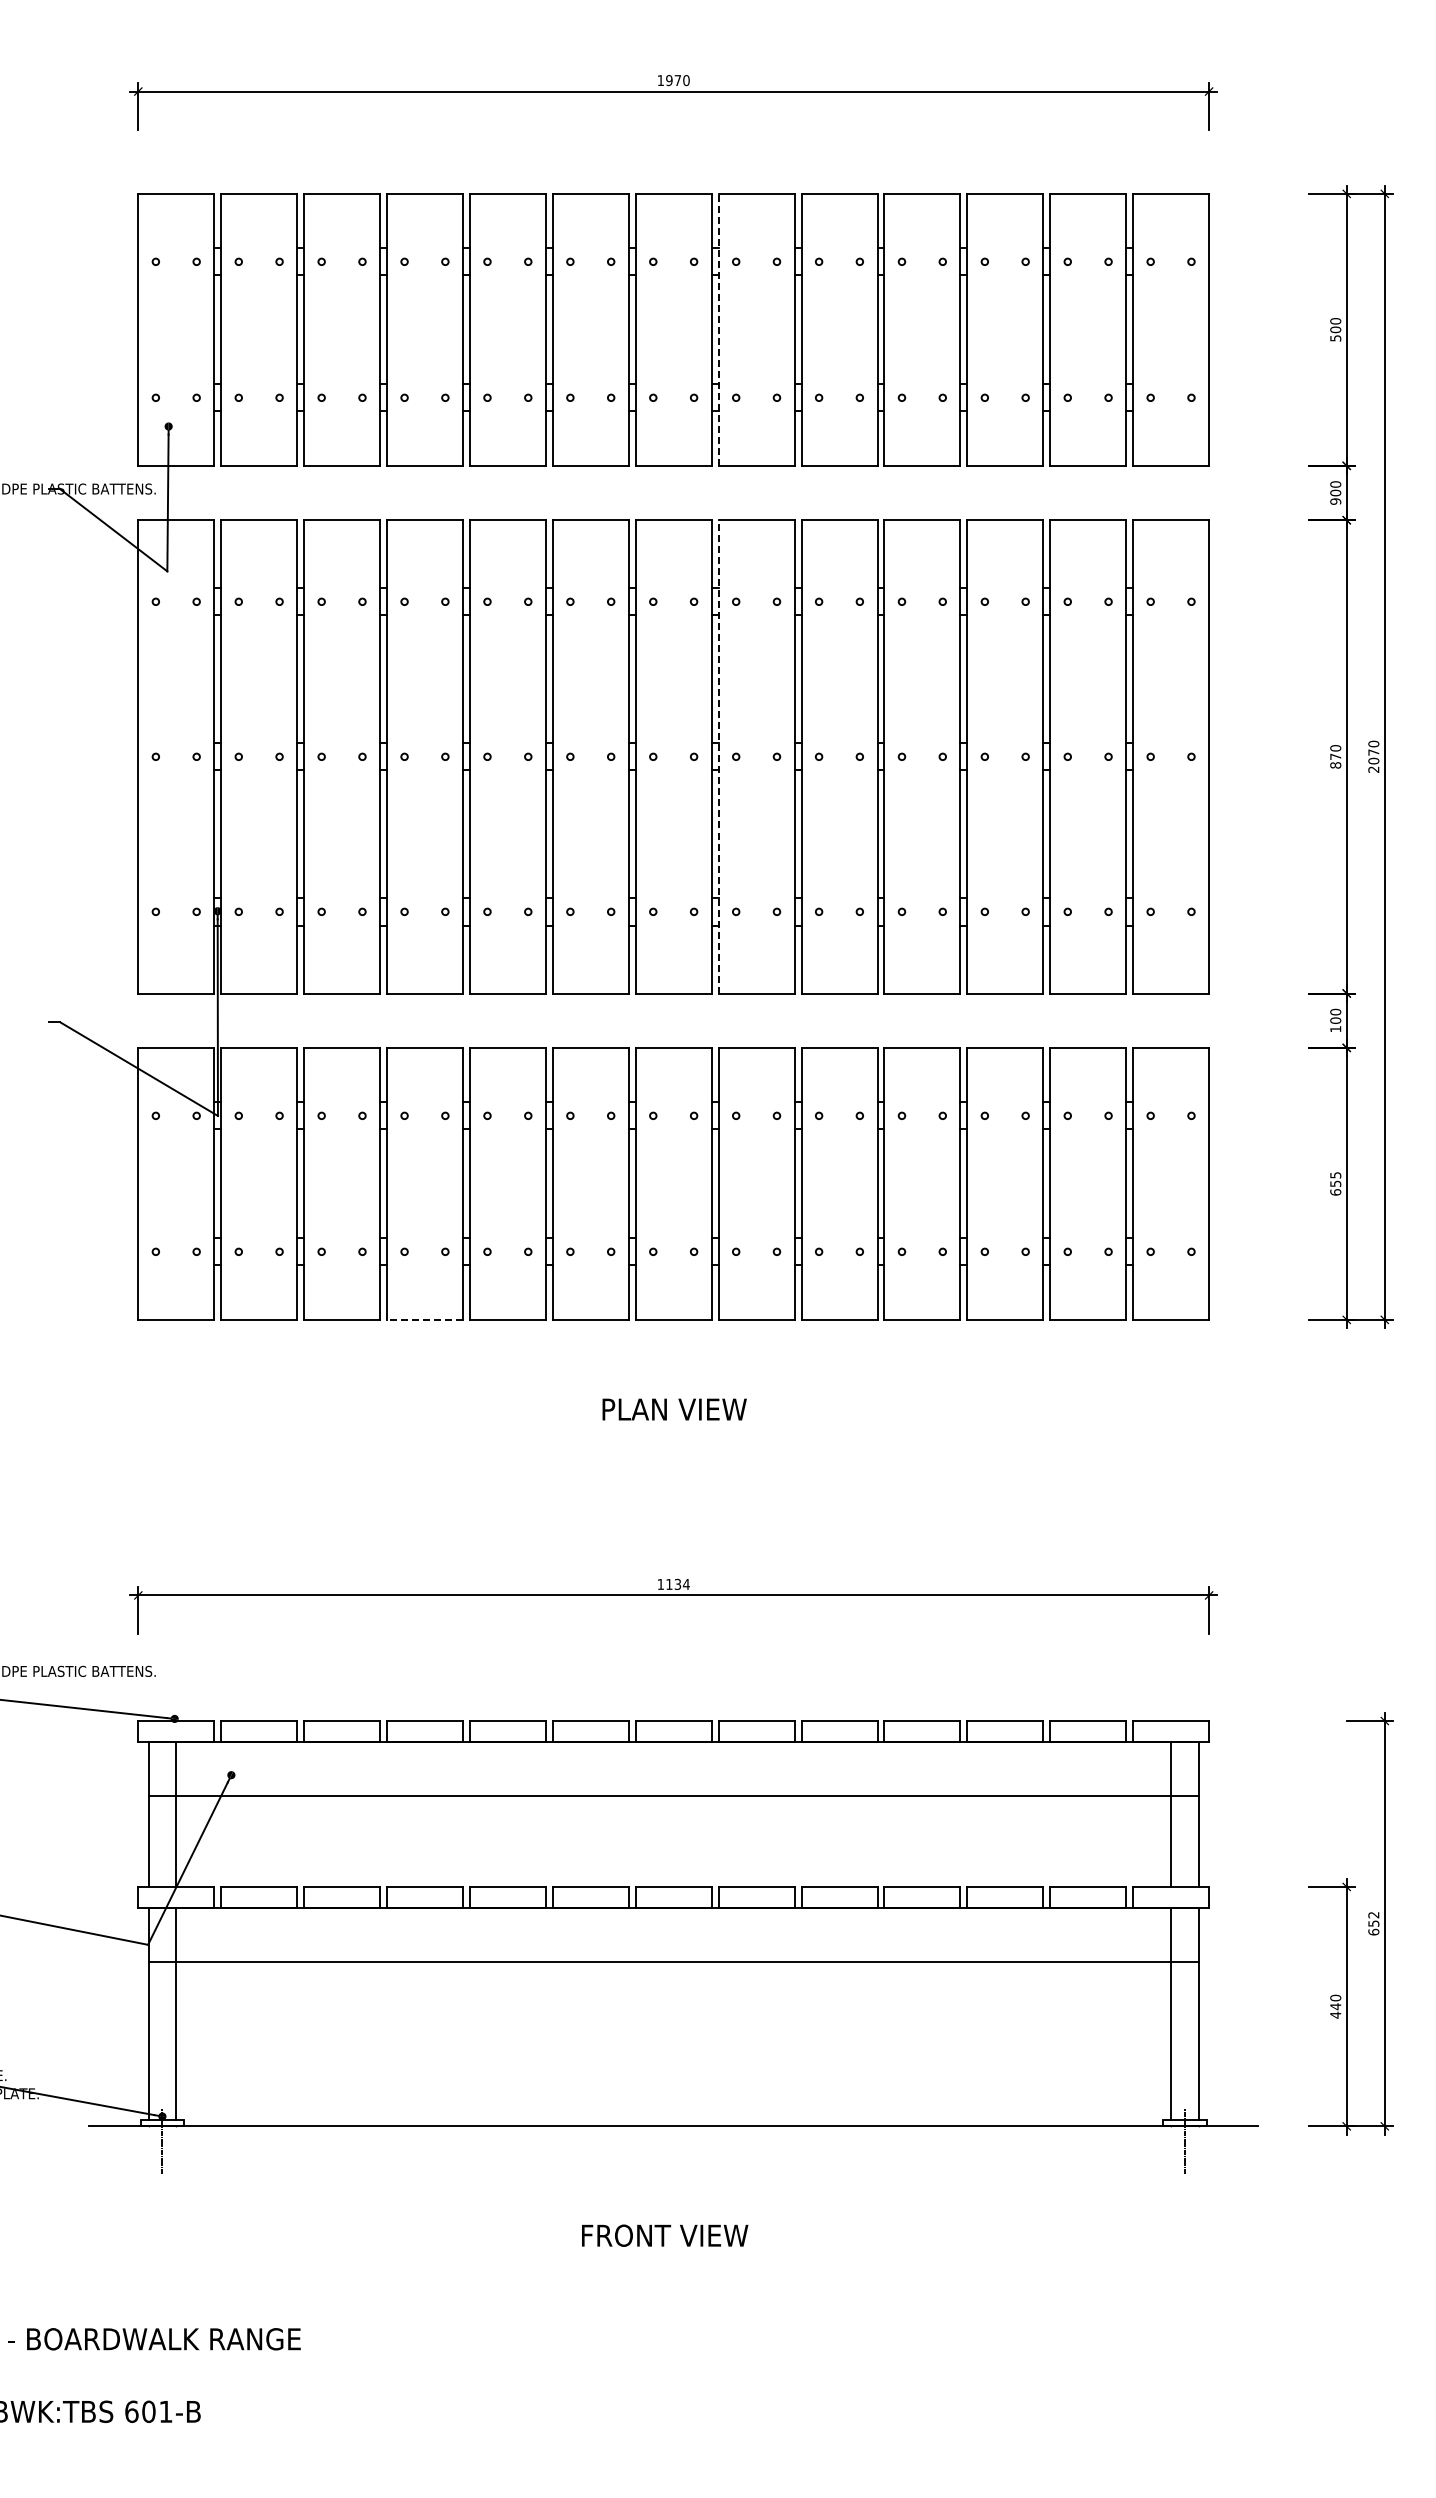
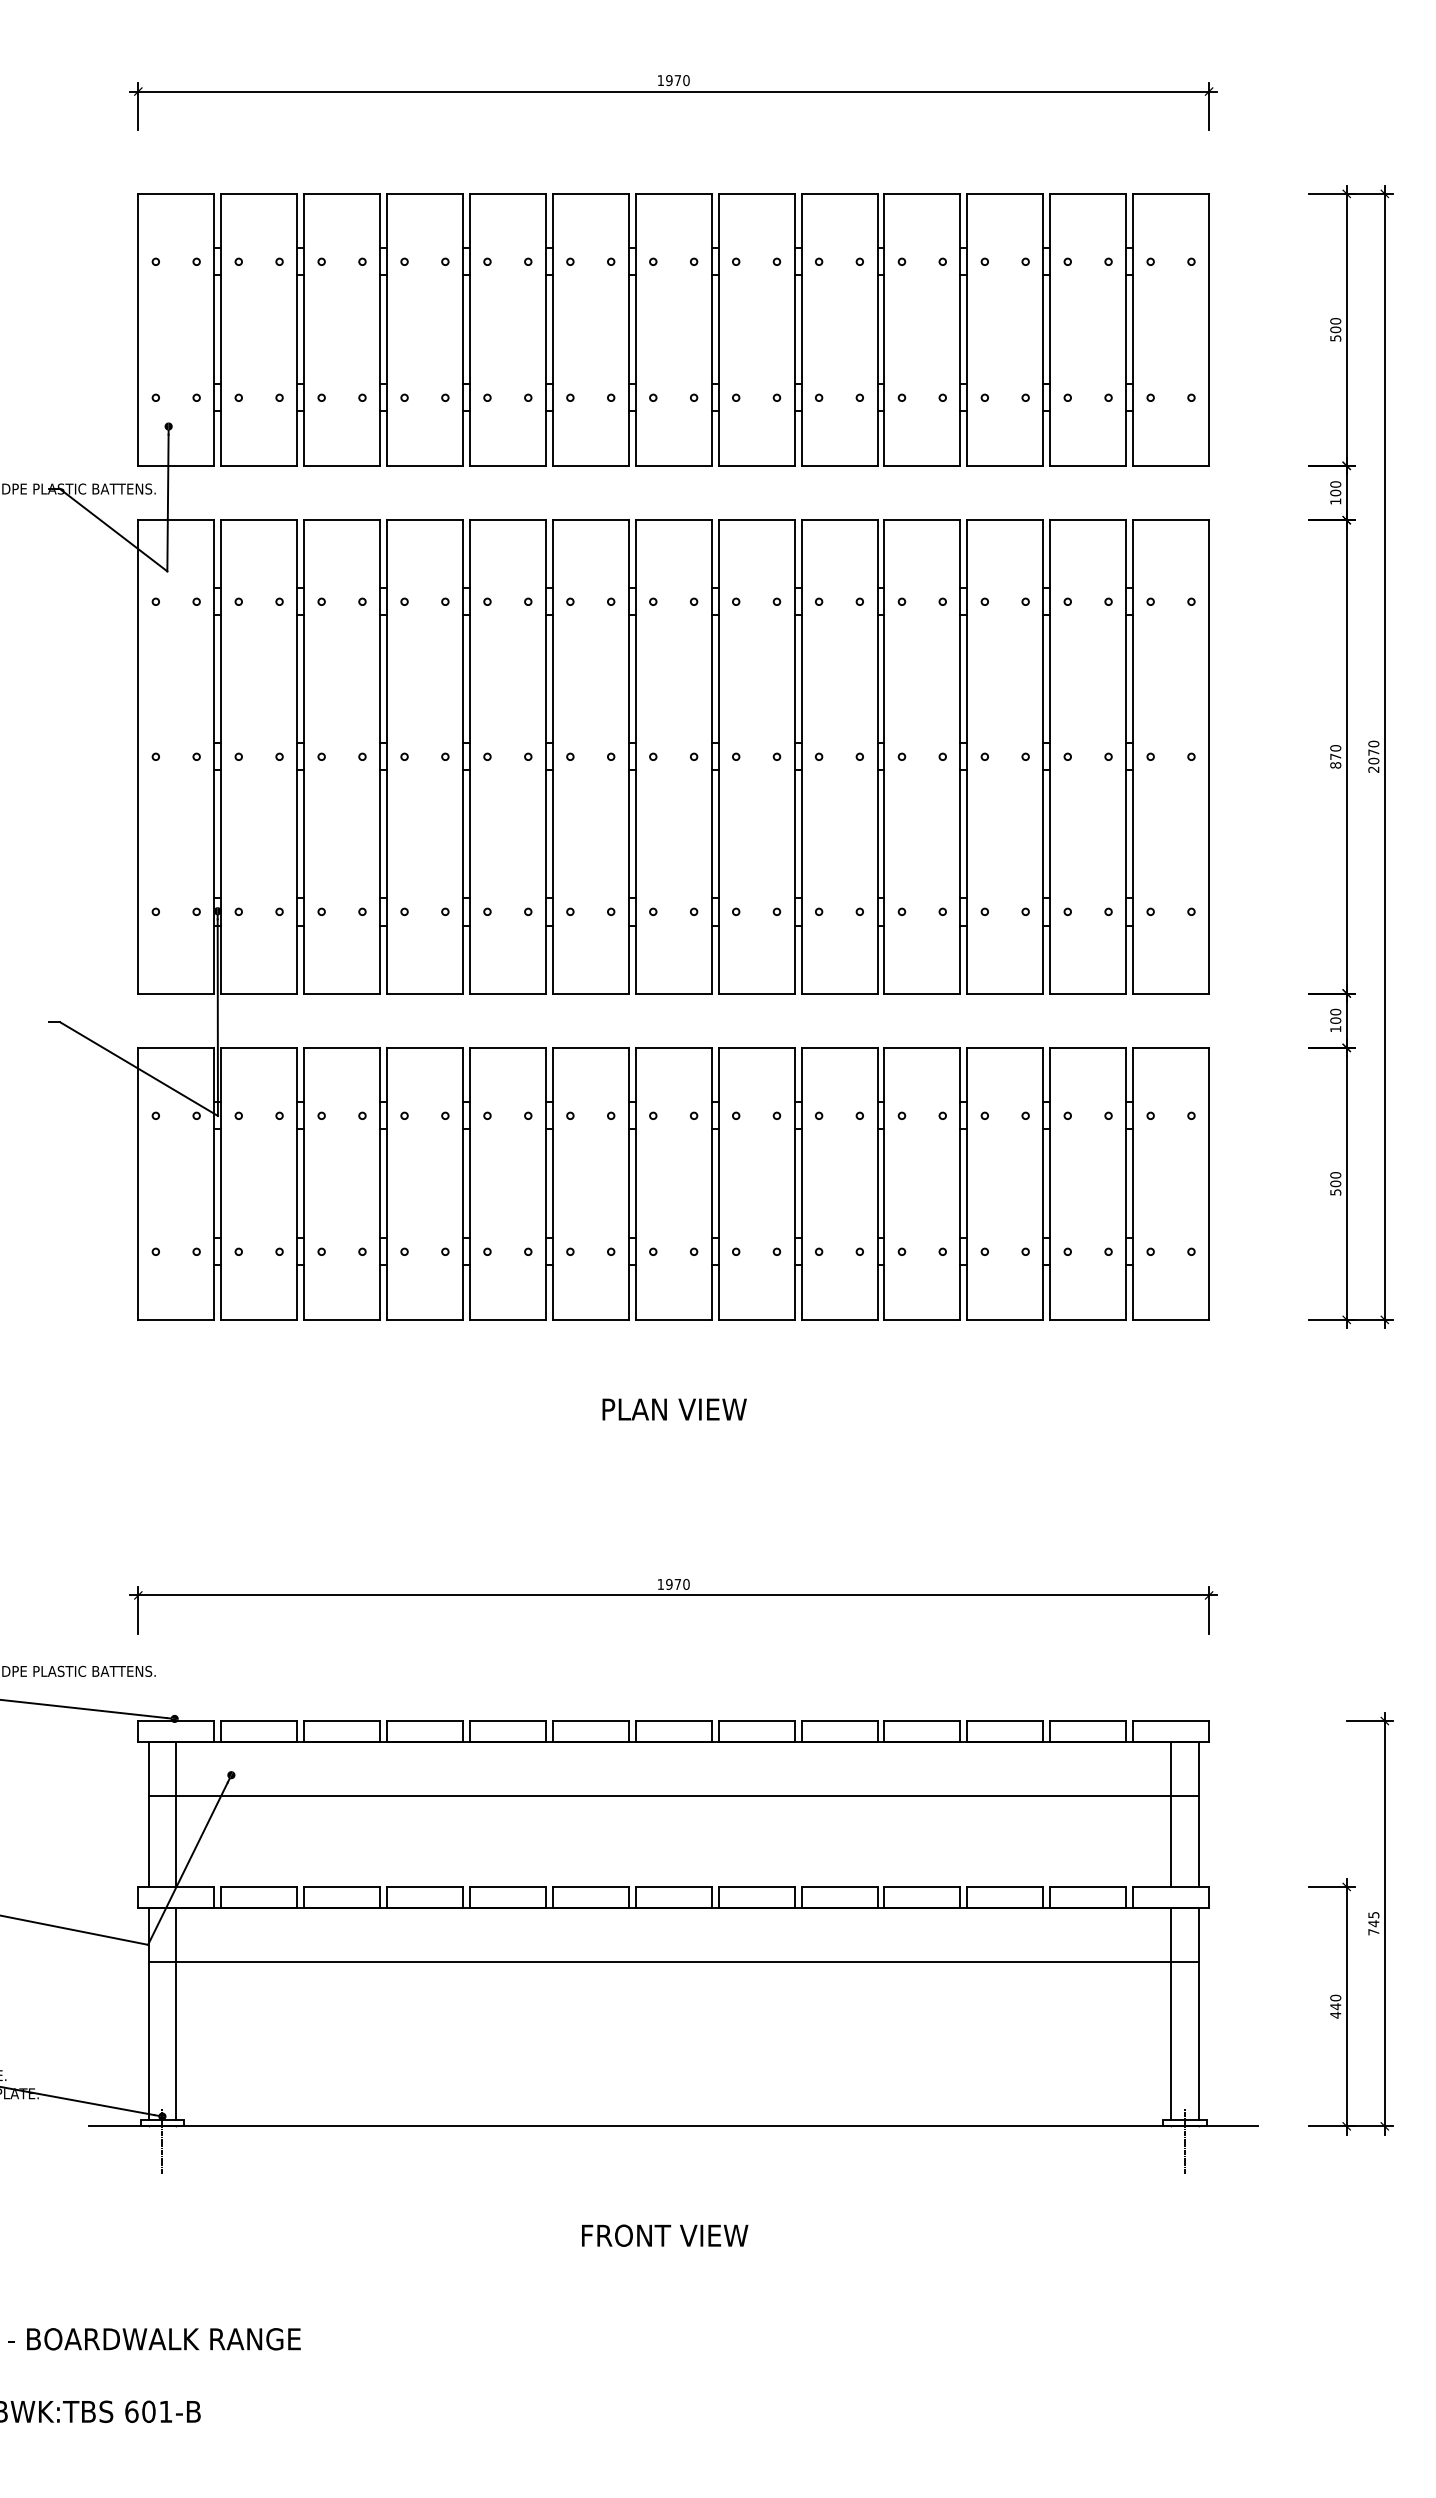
line: dashed -> solid (718, 329)
text: 900 -> 100 (1335, 501)
line: dashed -> solid (718, 756)
text: 655 -> 500 (1335, 1183)
line: dashed -> solid (425, 1319)
text: 1134 -> 1970 (677, 1583)
text: 652 -> 745 (1373, 1923)
